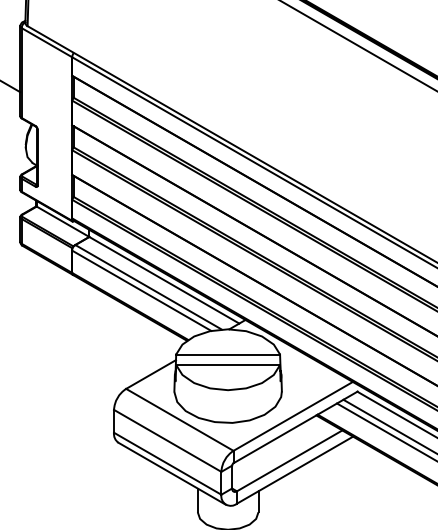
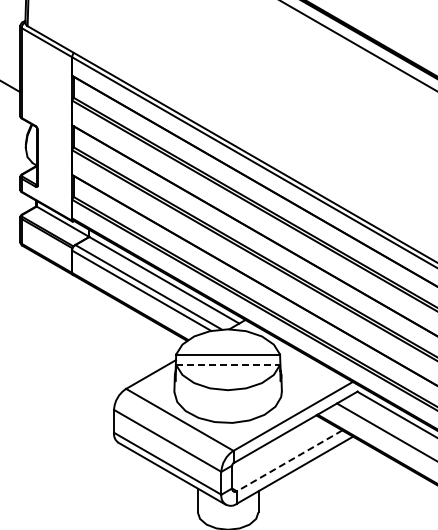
line: solid -> dashed (228, 365)
line: present -> none (388, 425)
line: solid -> dashed (289, 460)
